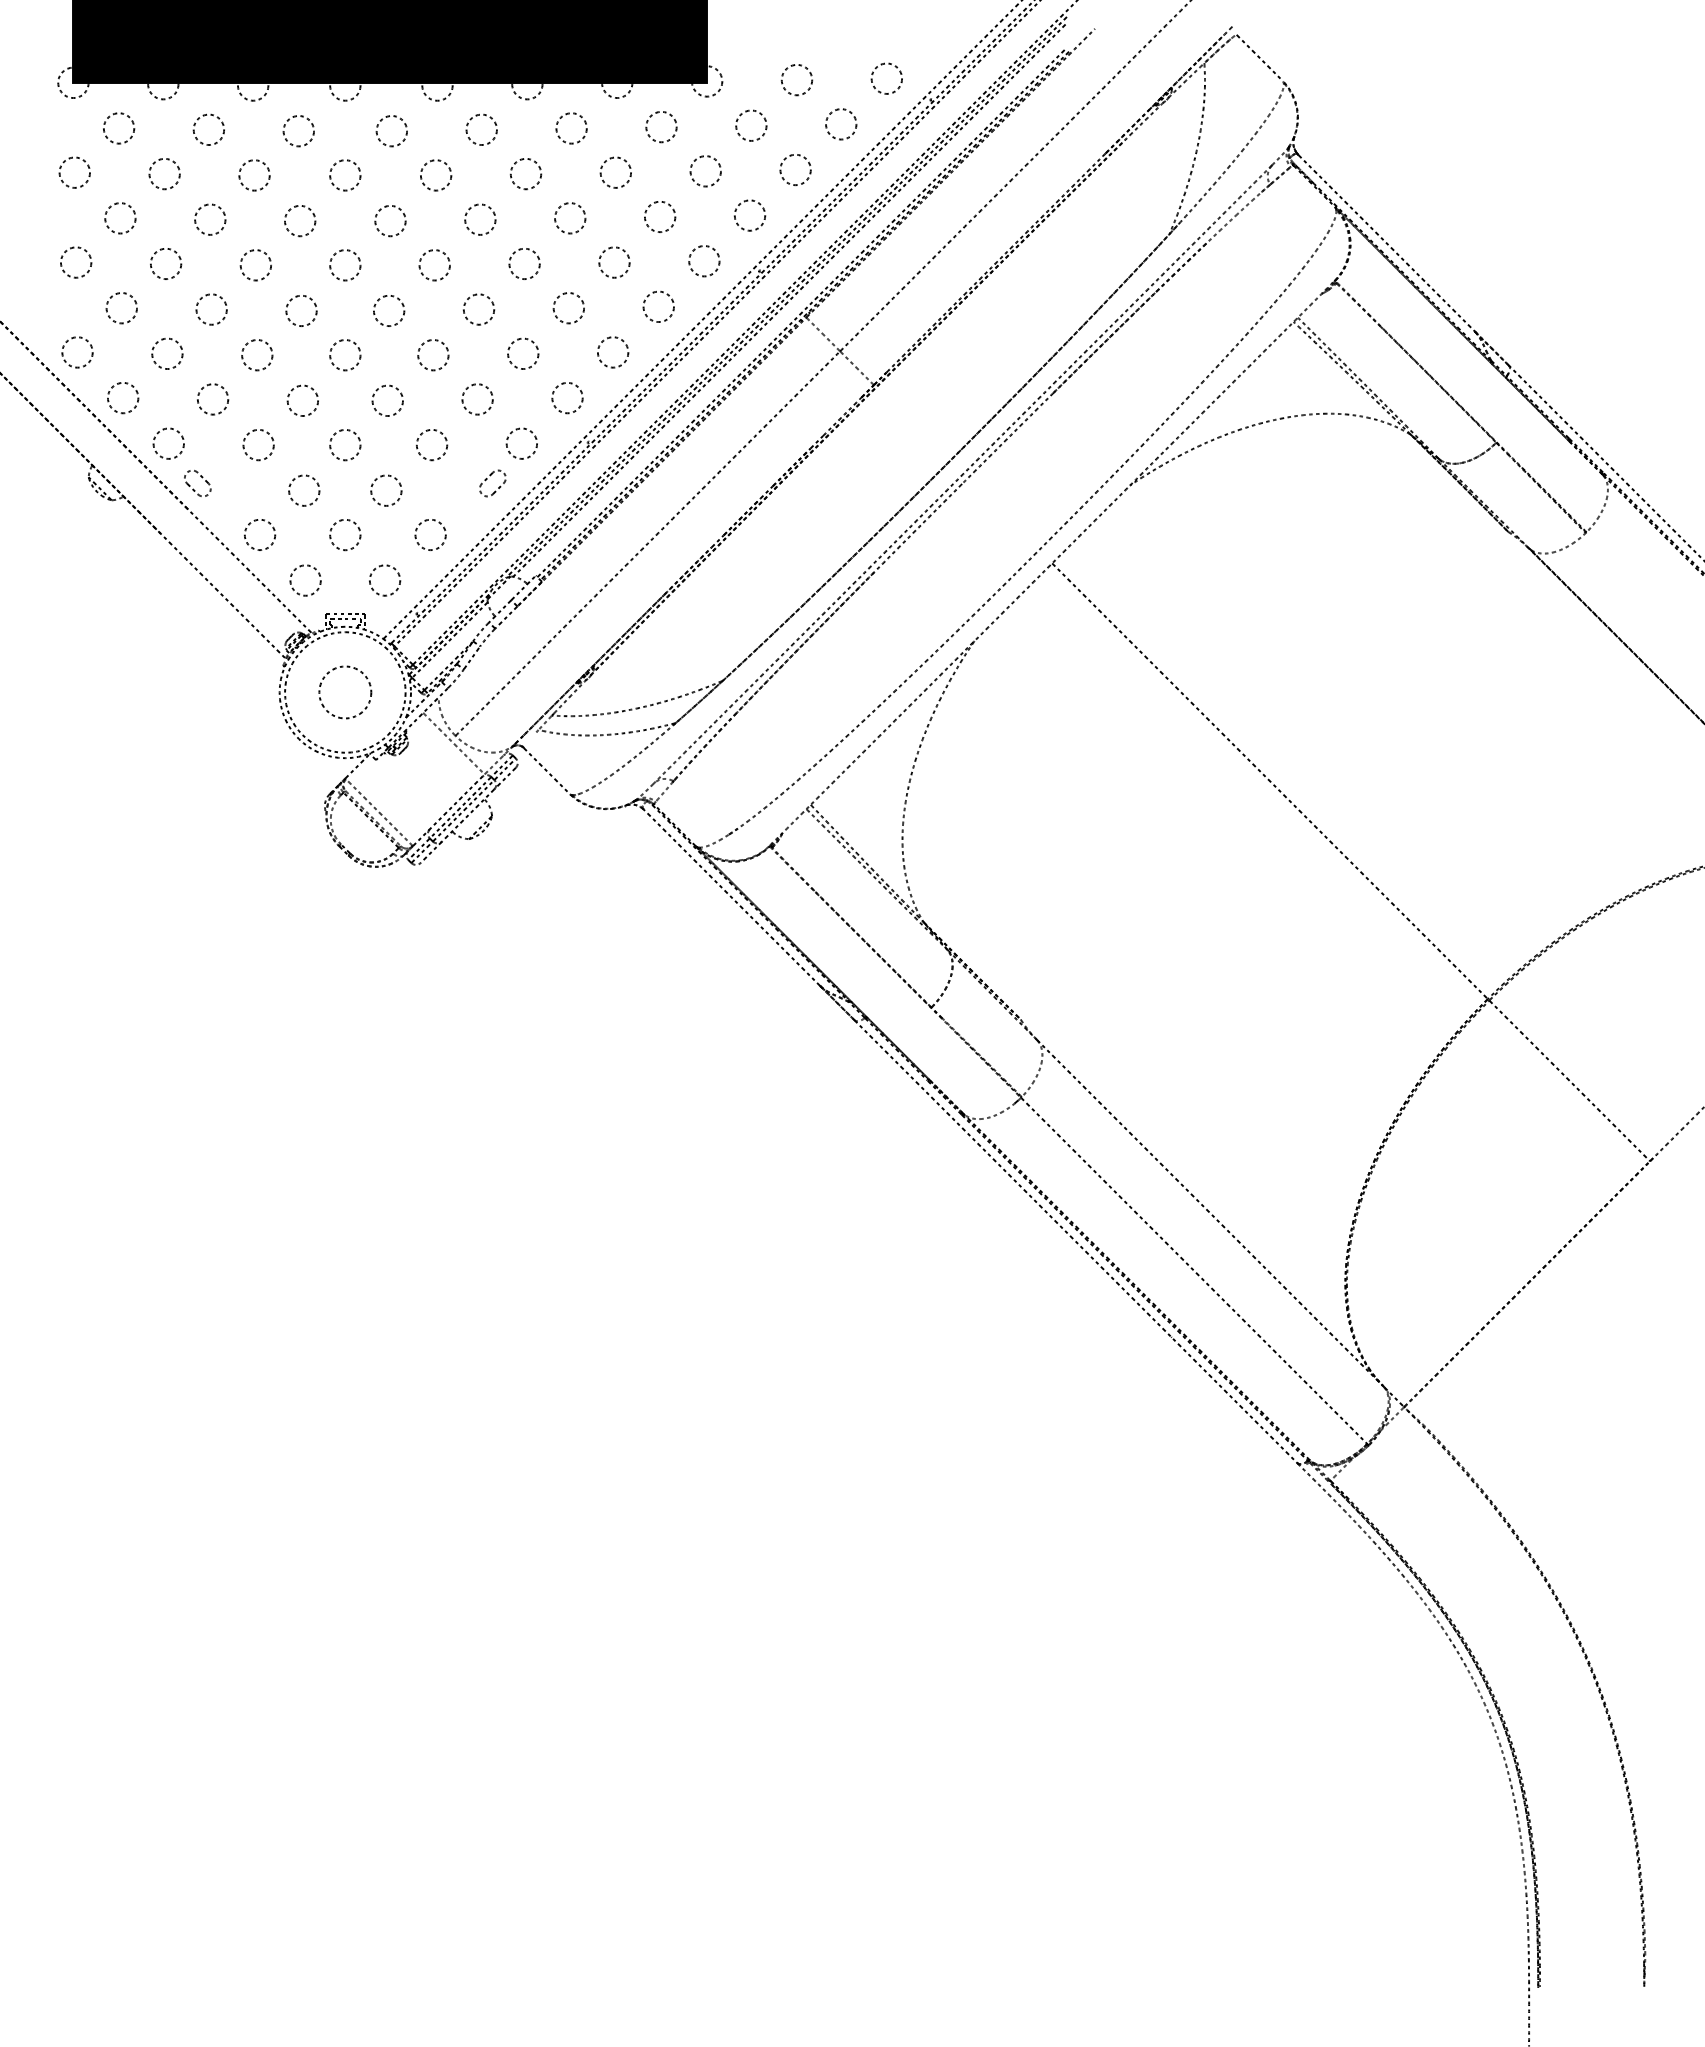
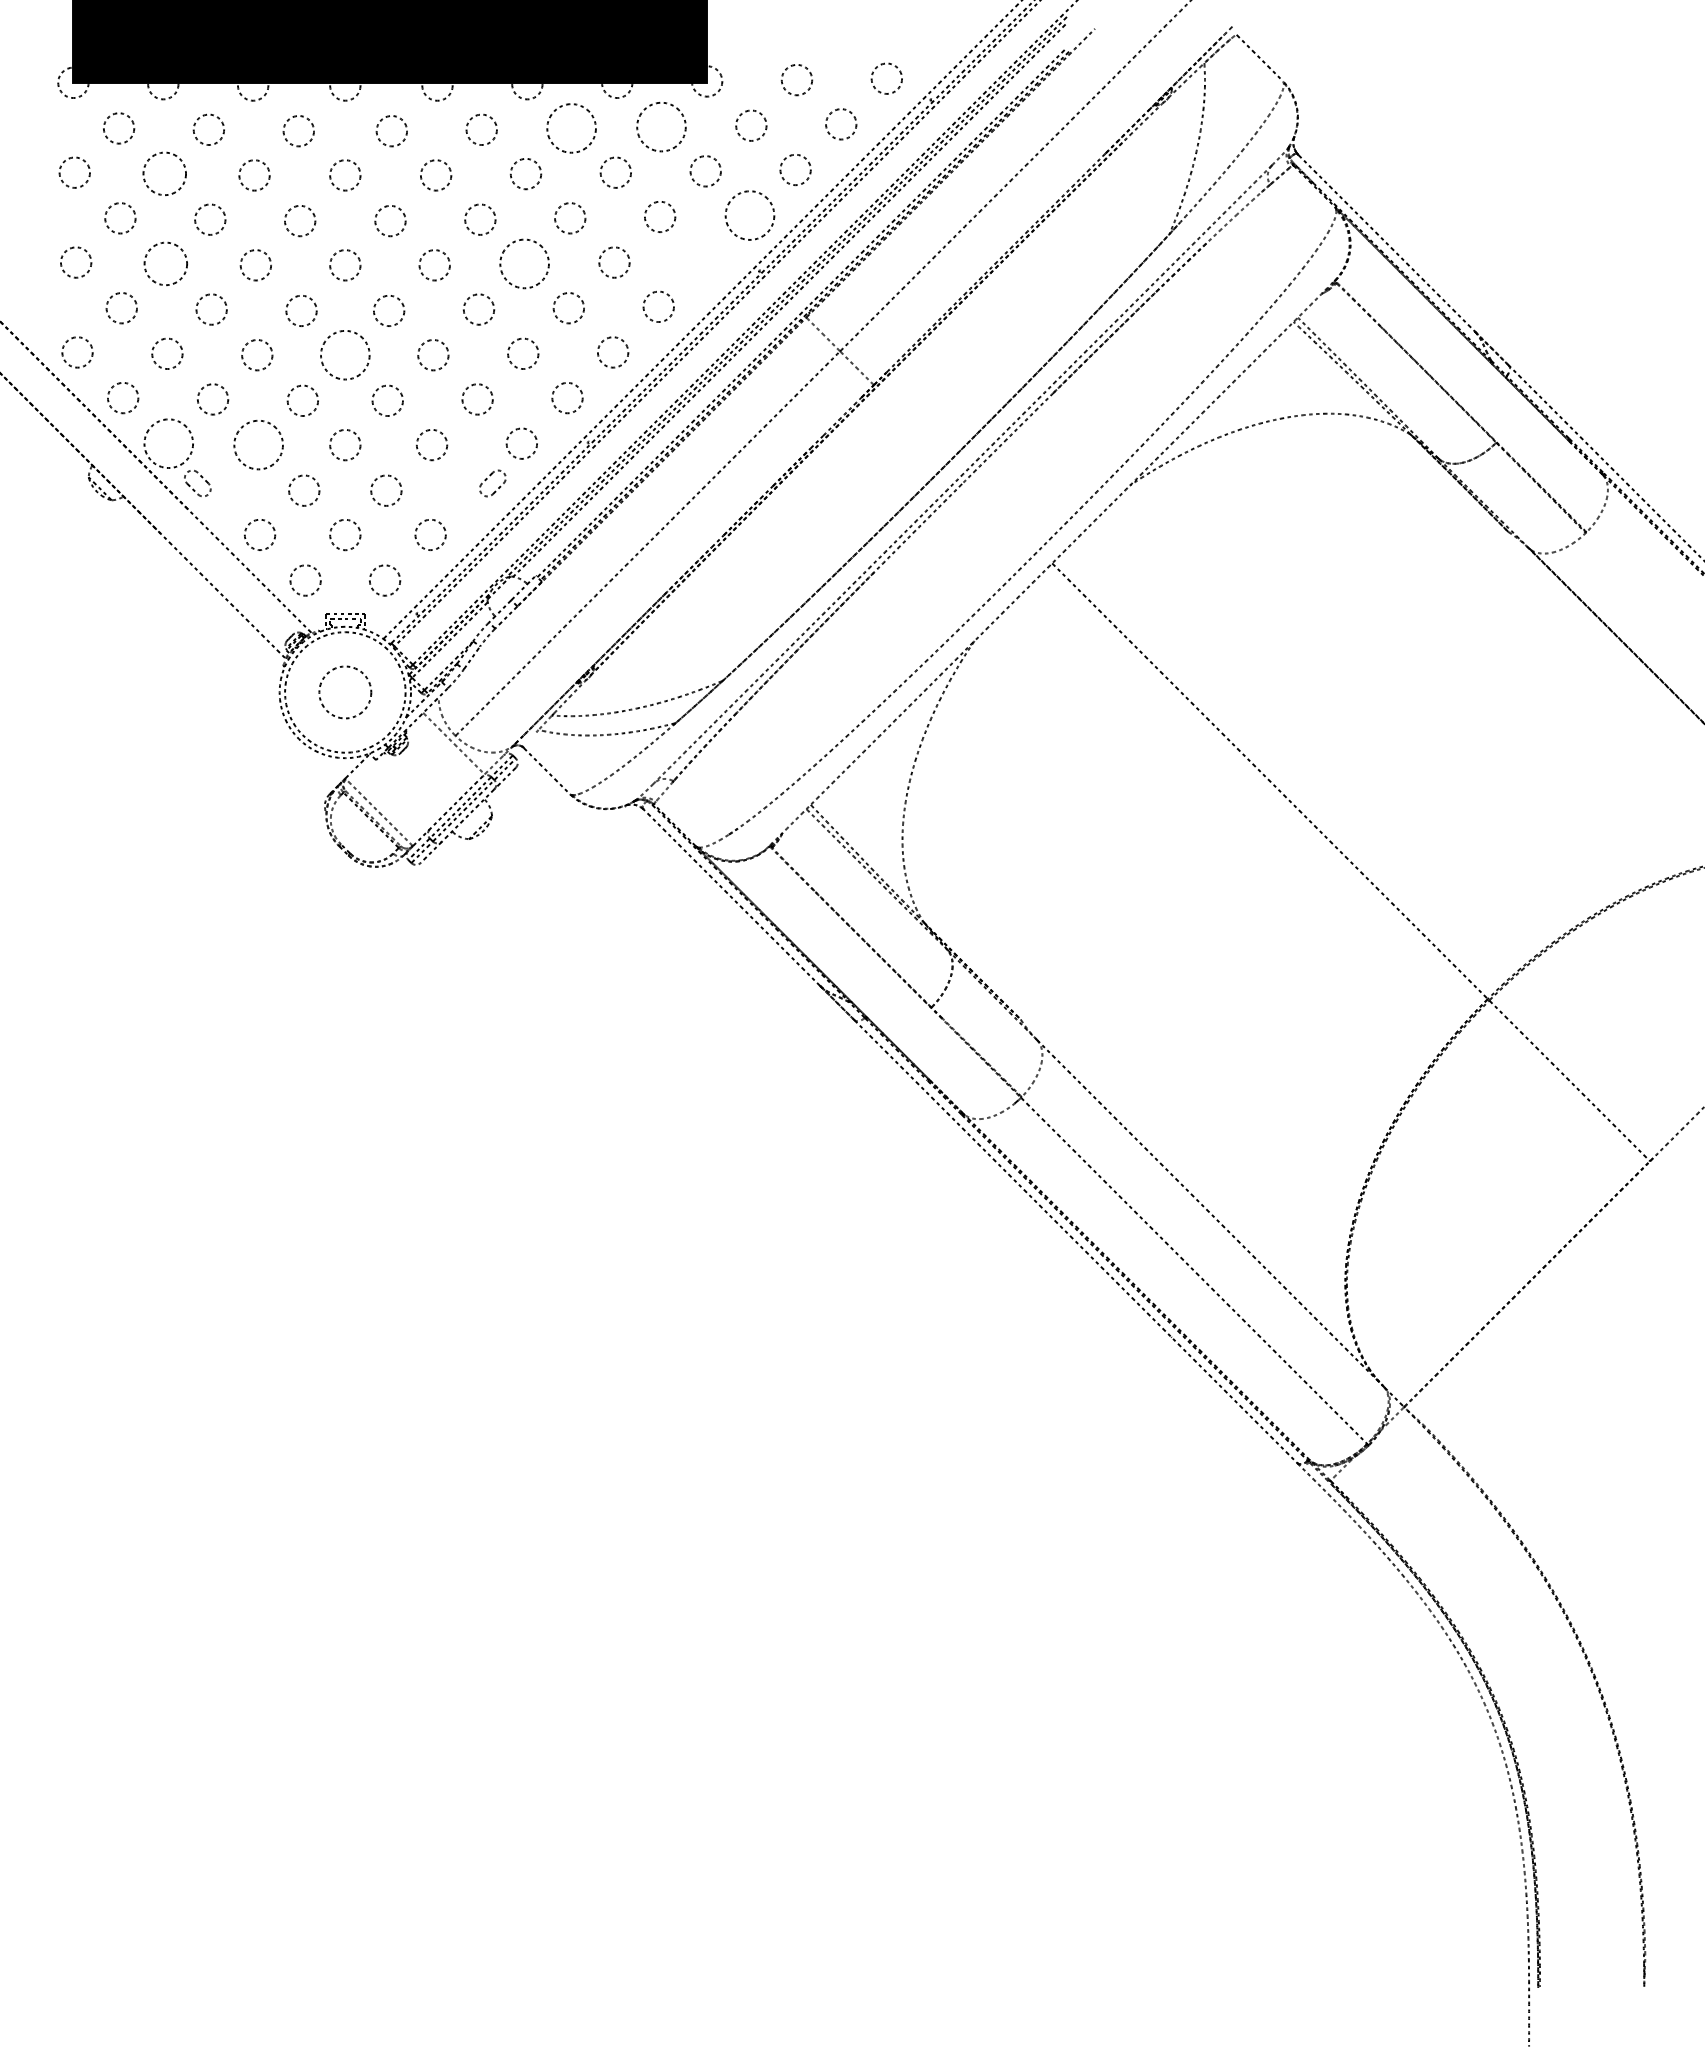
circle diameter: 30 px -> 49 px (661, 126)
circle diameter: 30 px -> 49 px (571, 128)
circle size: 33x33 px -> 45x45 px (164, 173)
circle diameter: 30 px -> 49 px (749, 215)
circle: present -> none (704, 261)
circle size: 33x32 px -> 45x46 px (165, 263)
circle diameter: 30 px -> 49 px (524, 263)
circle diameter: 30 px -> 49 px (345, 354)
circle diameter: 30 px -> 49 px (168, 443)
circle diameter: 30 px -> 49 px (258, 444)
